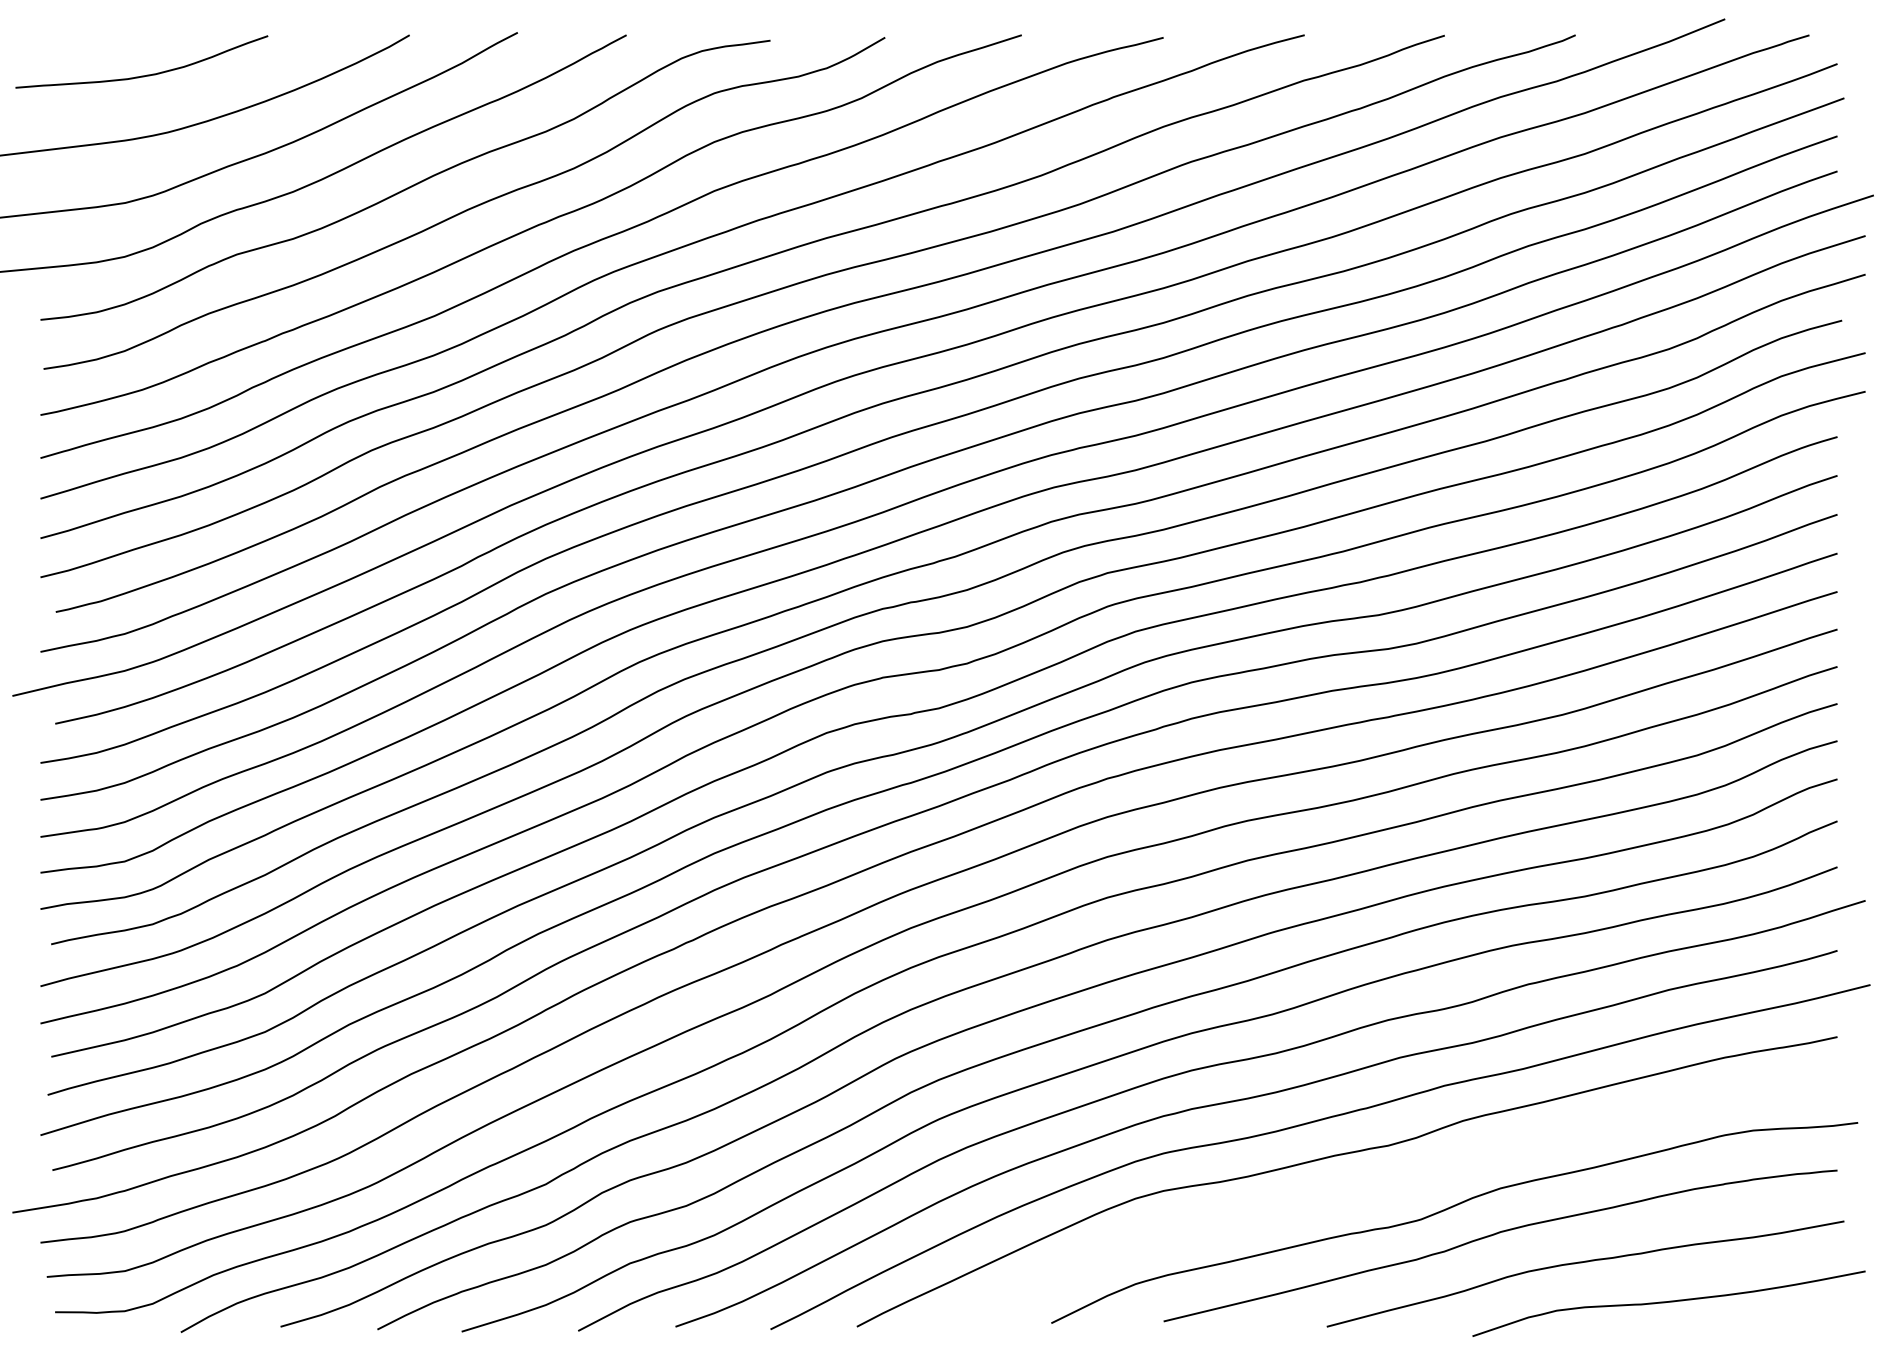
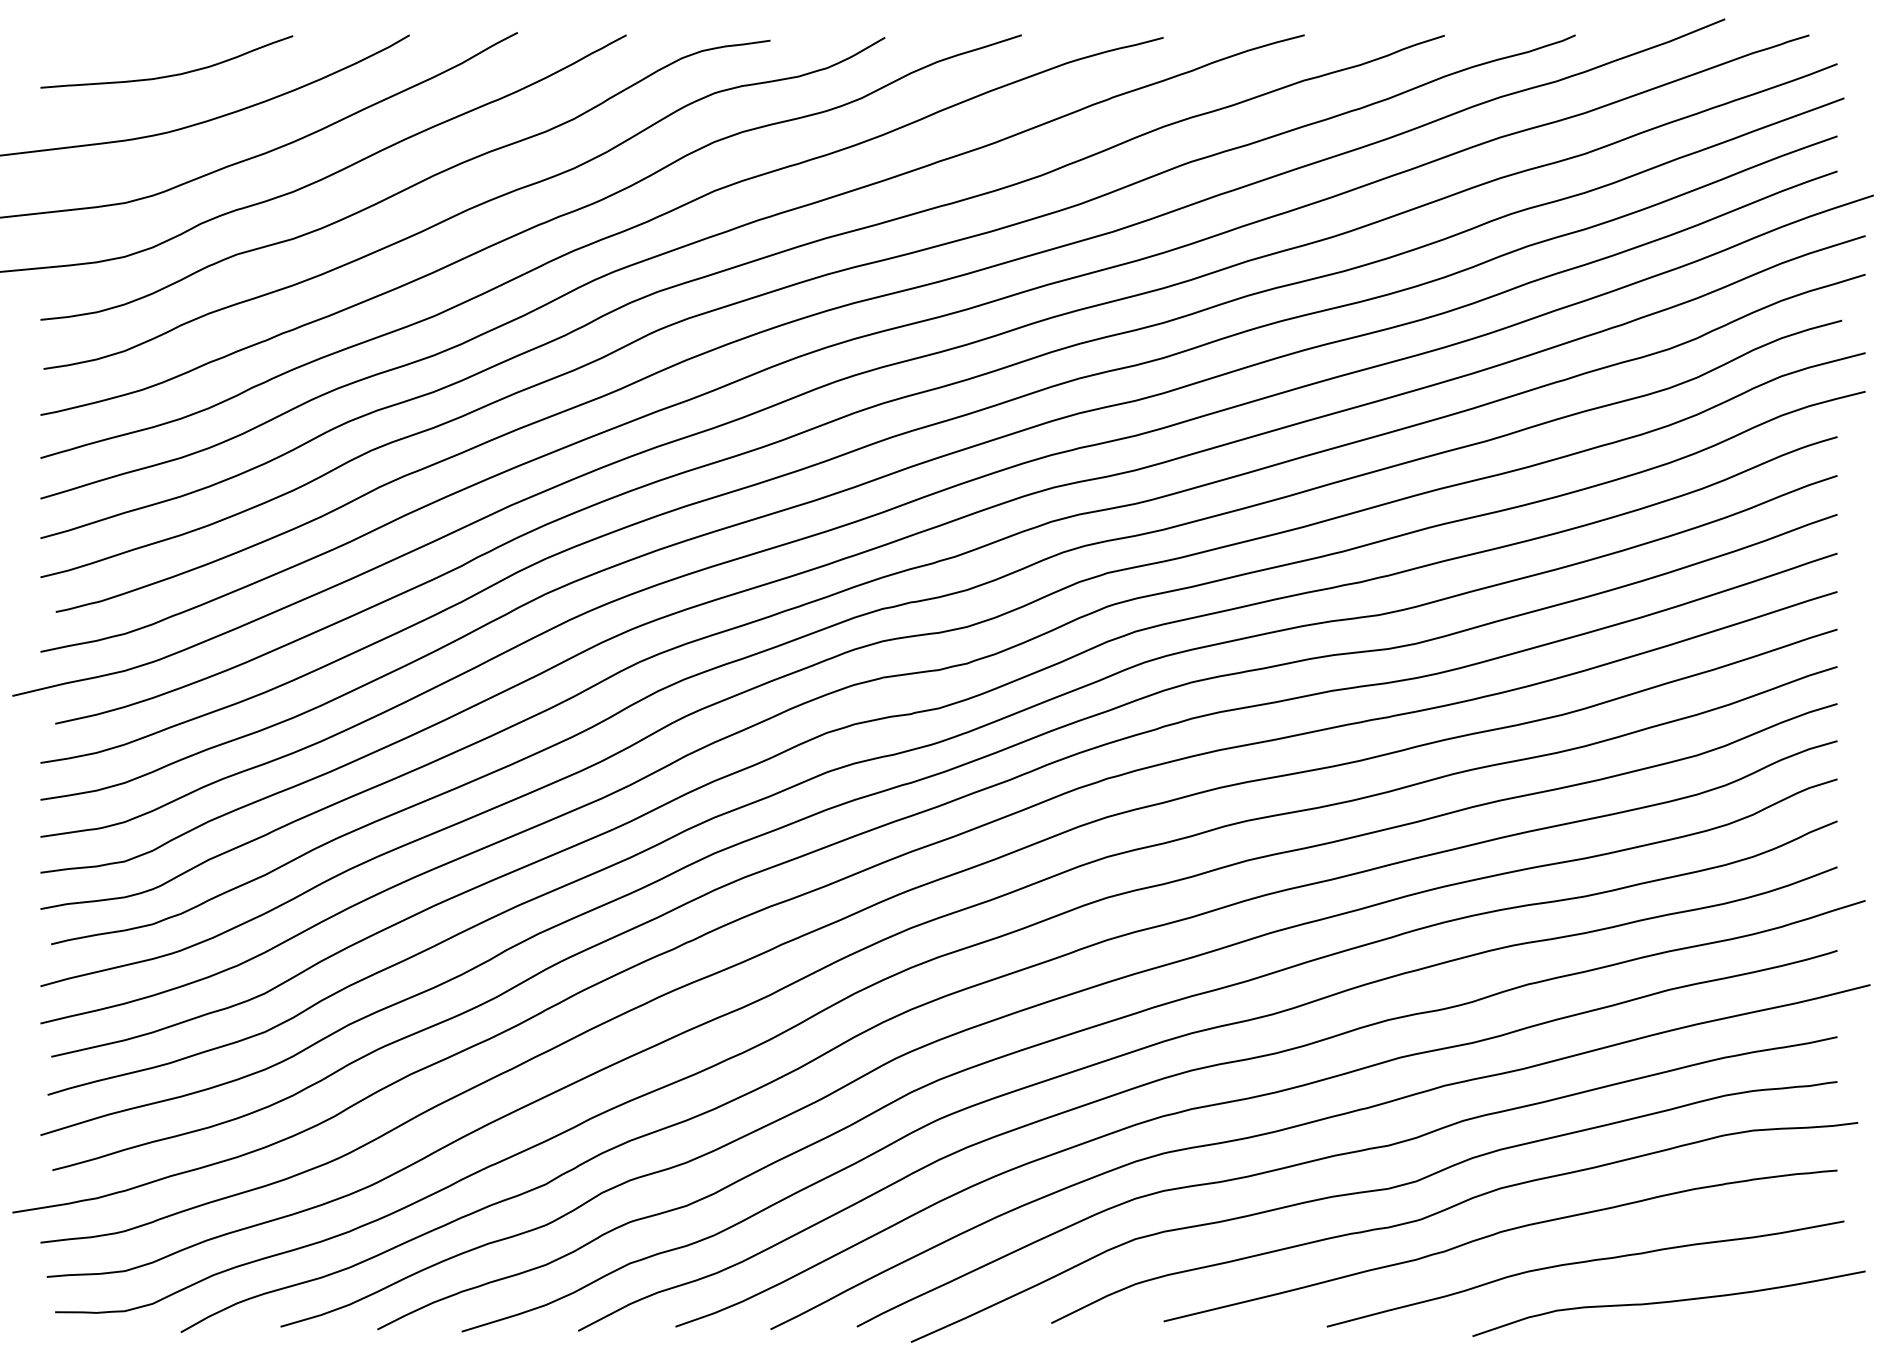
curve position: (141, 75) -> (166, 75) (166, 75)
curve: none -> present (1370, 1192)
